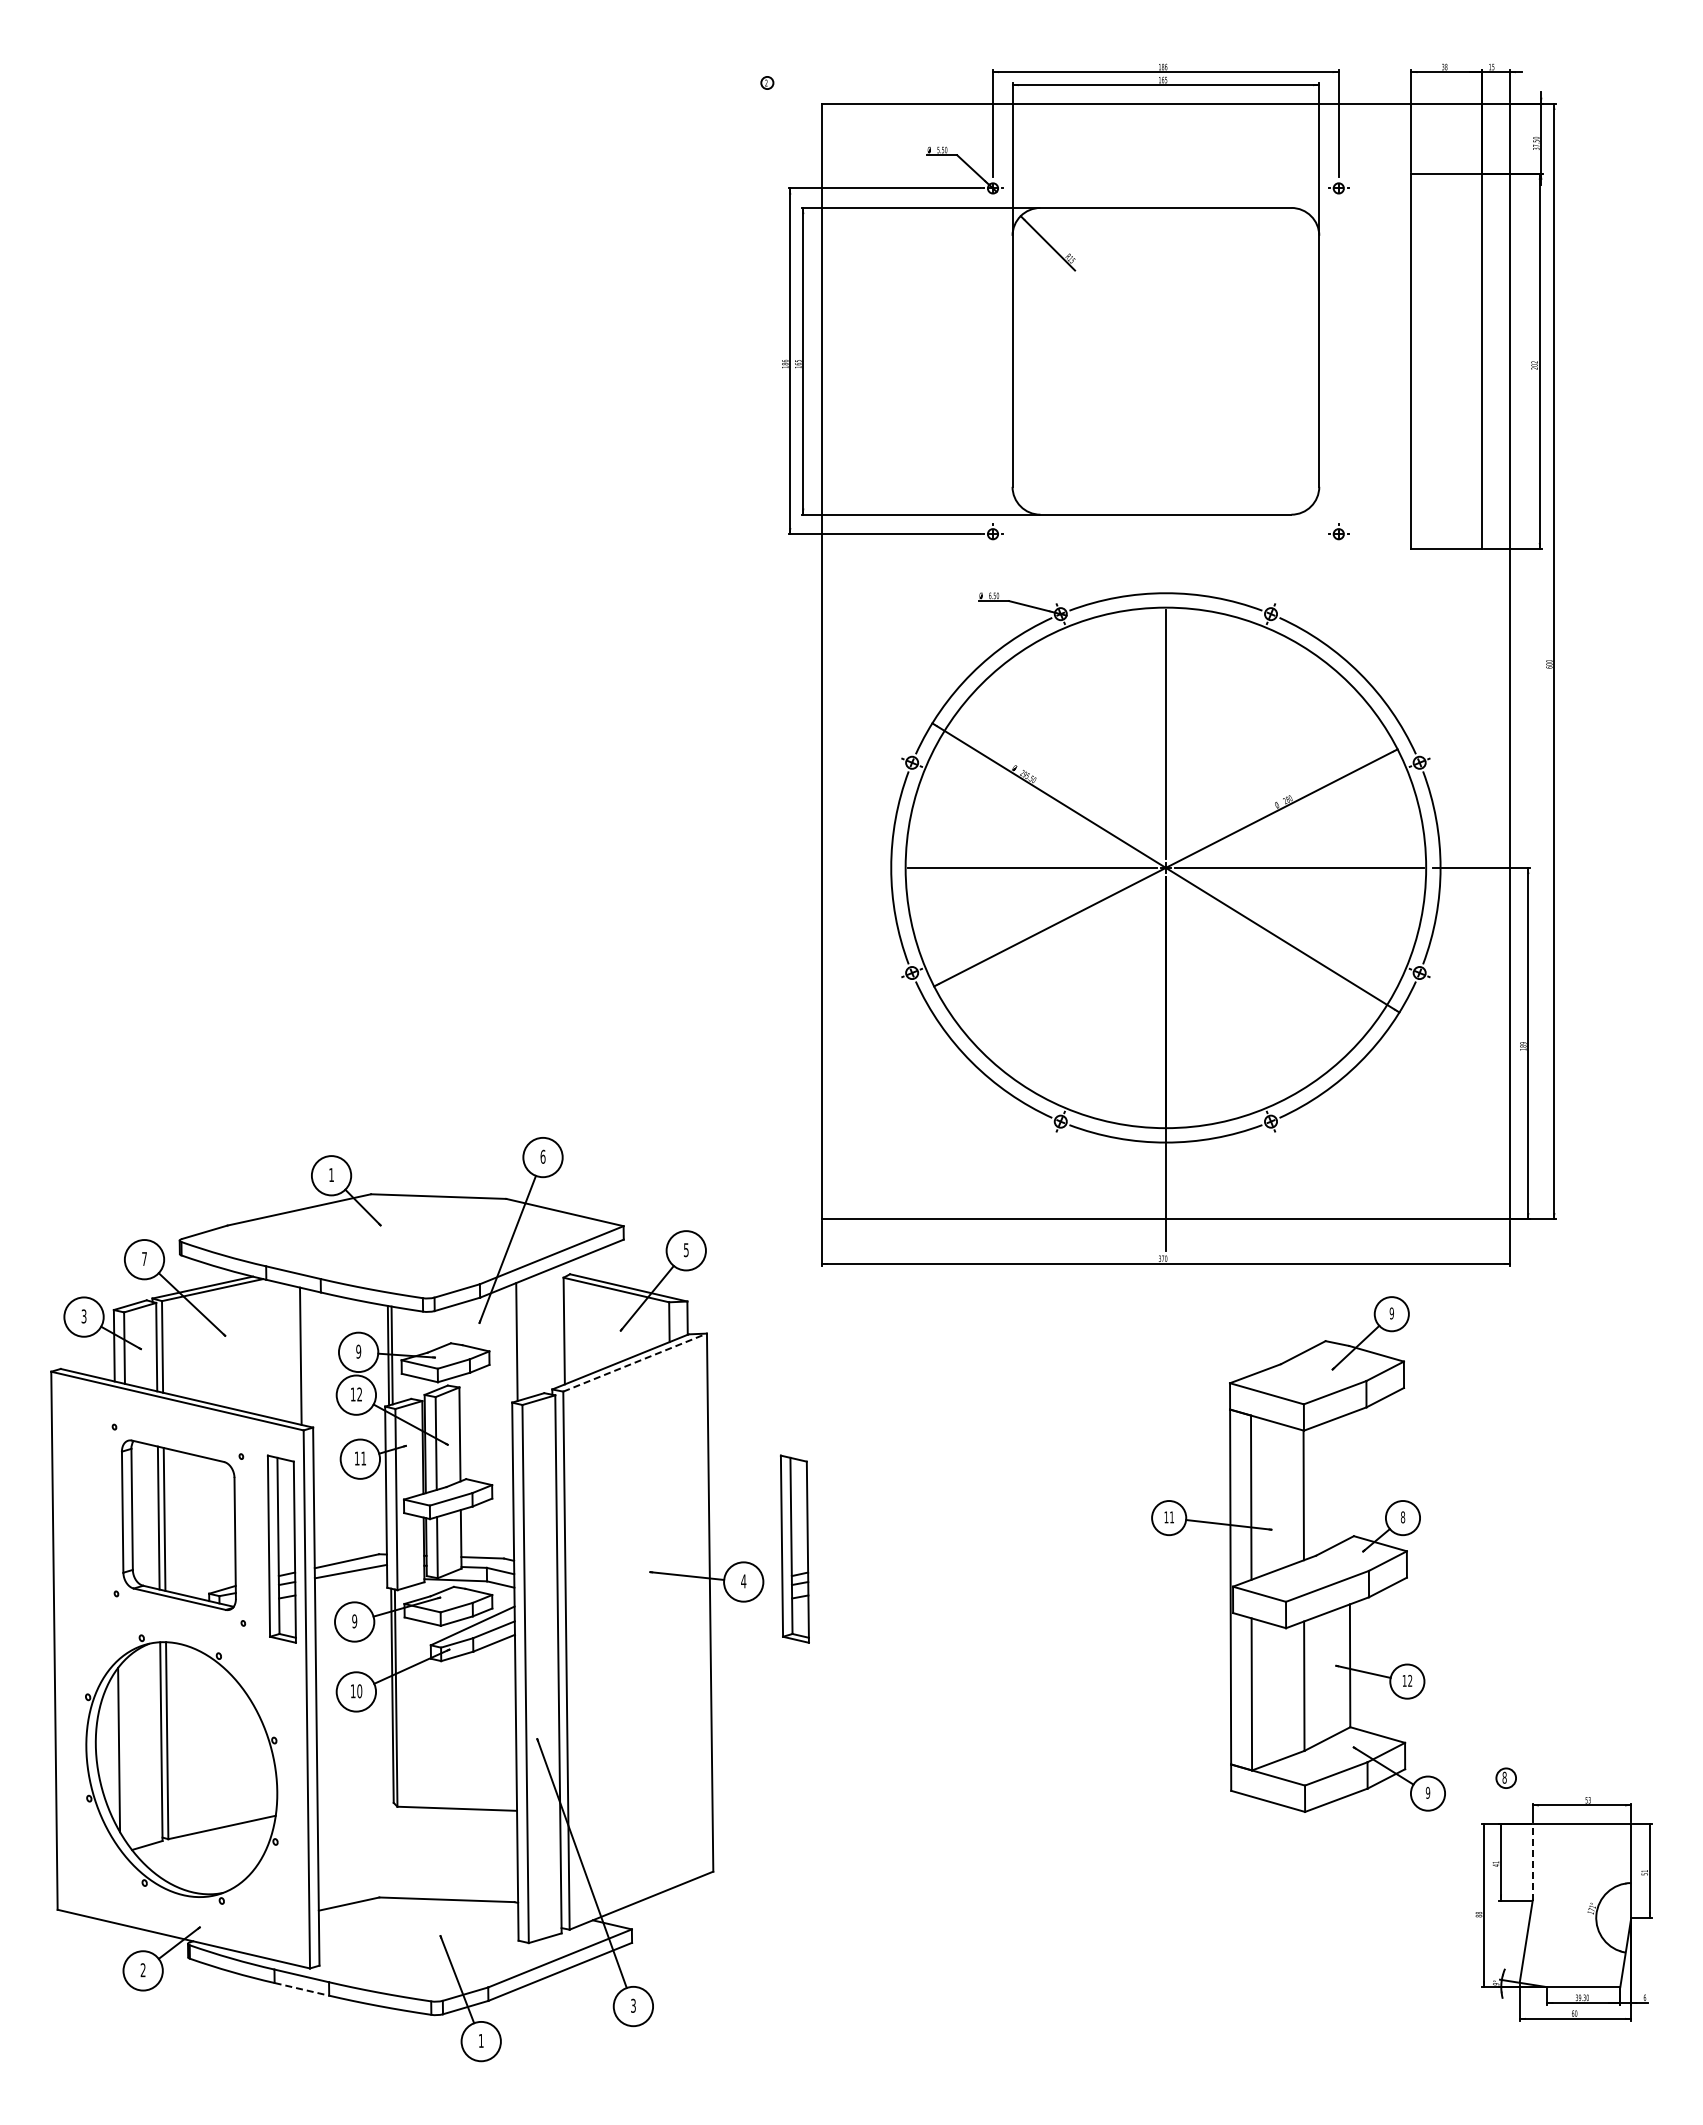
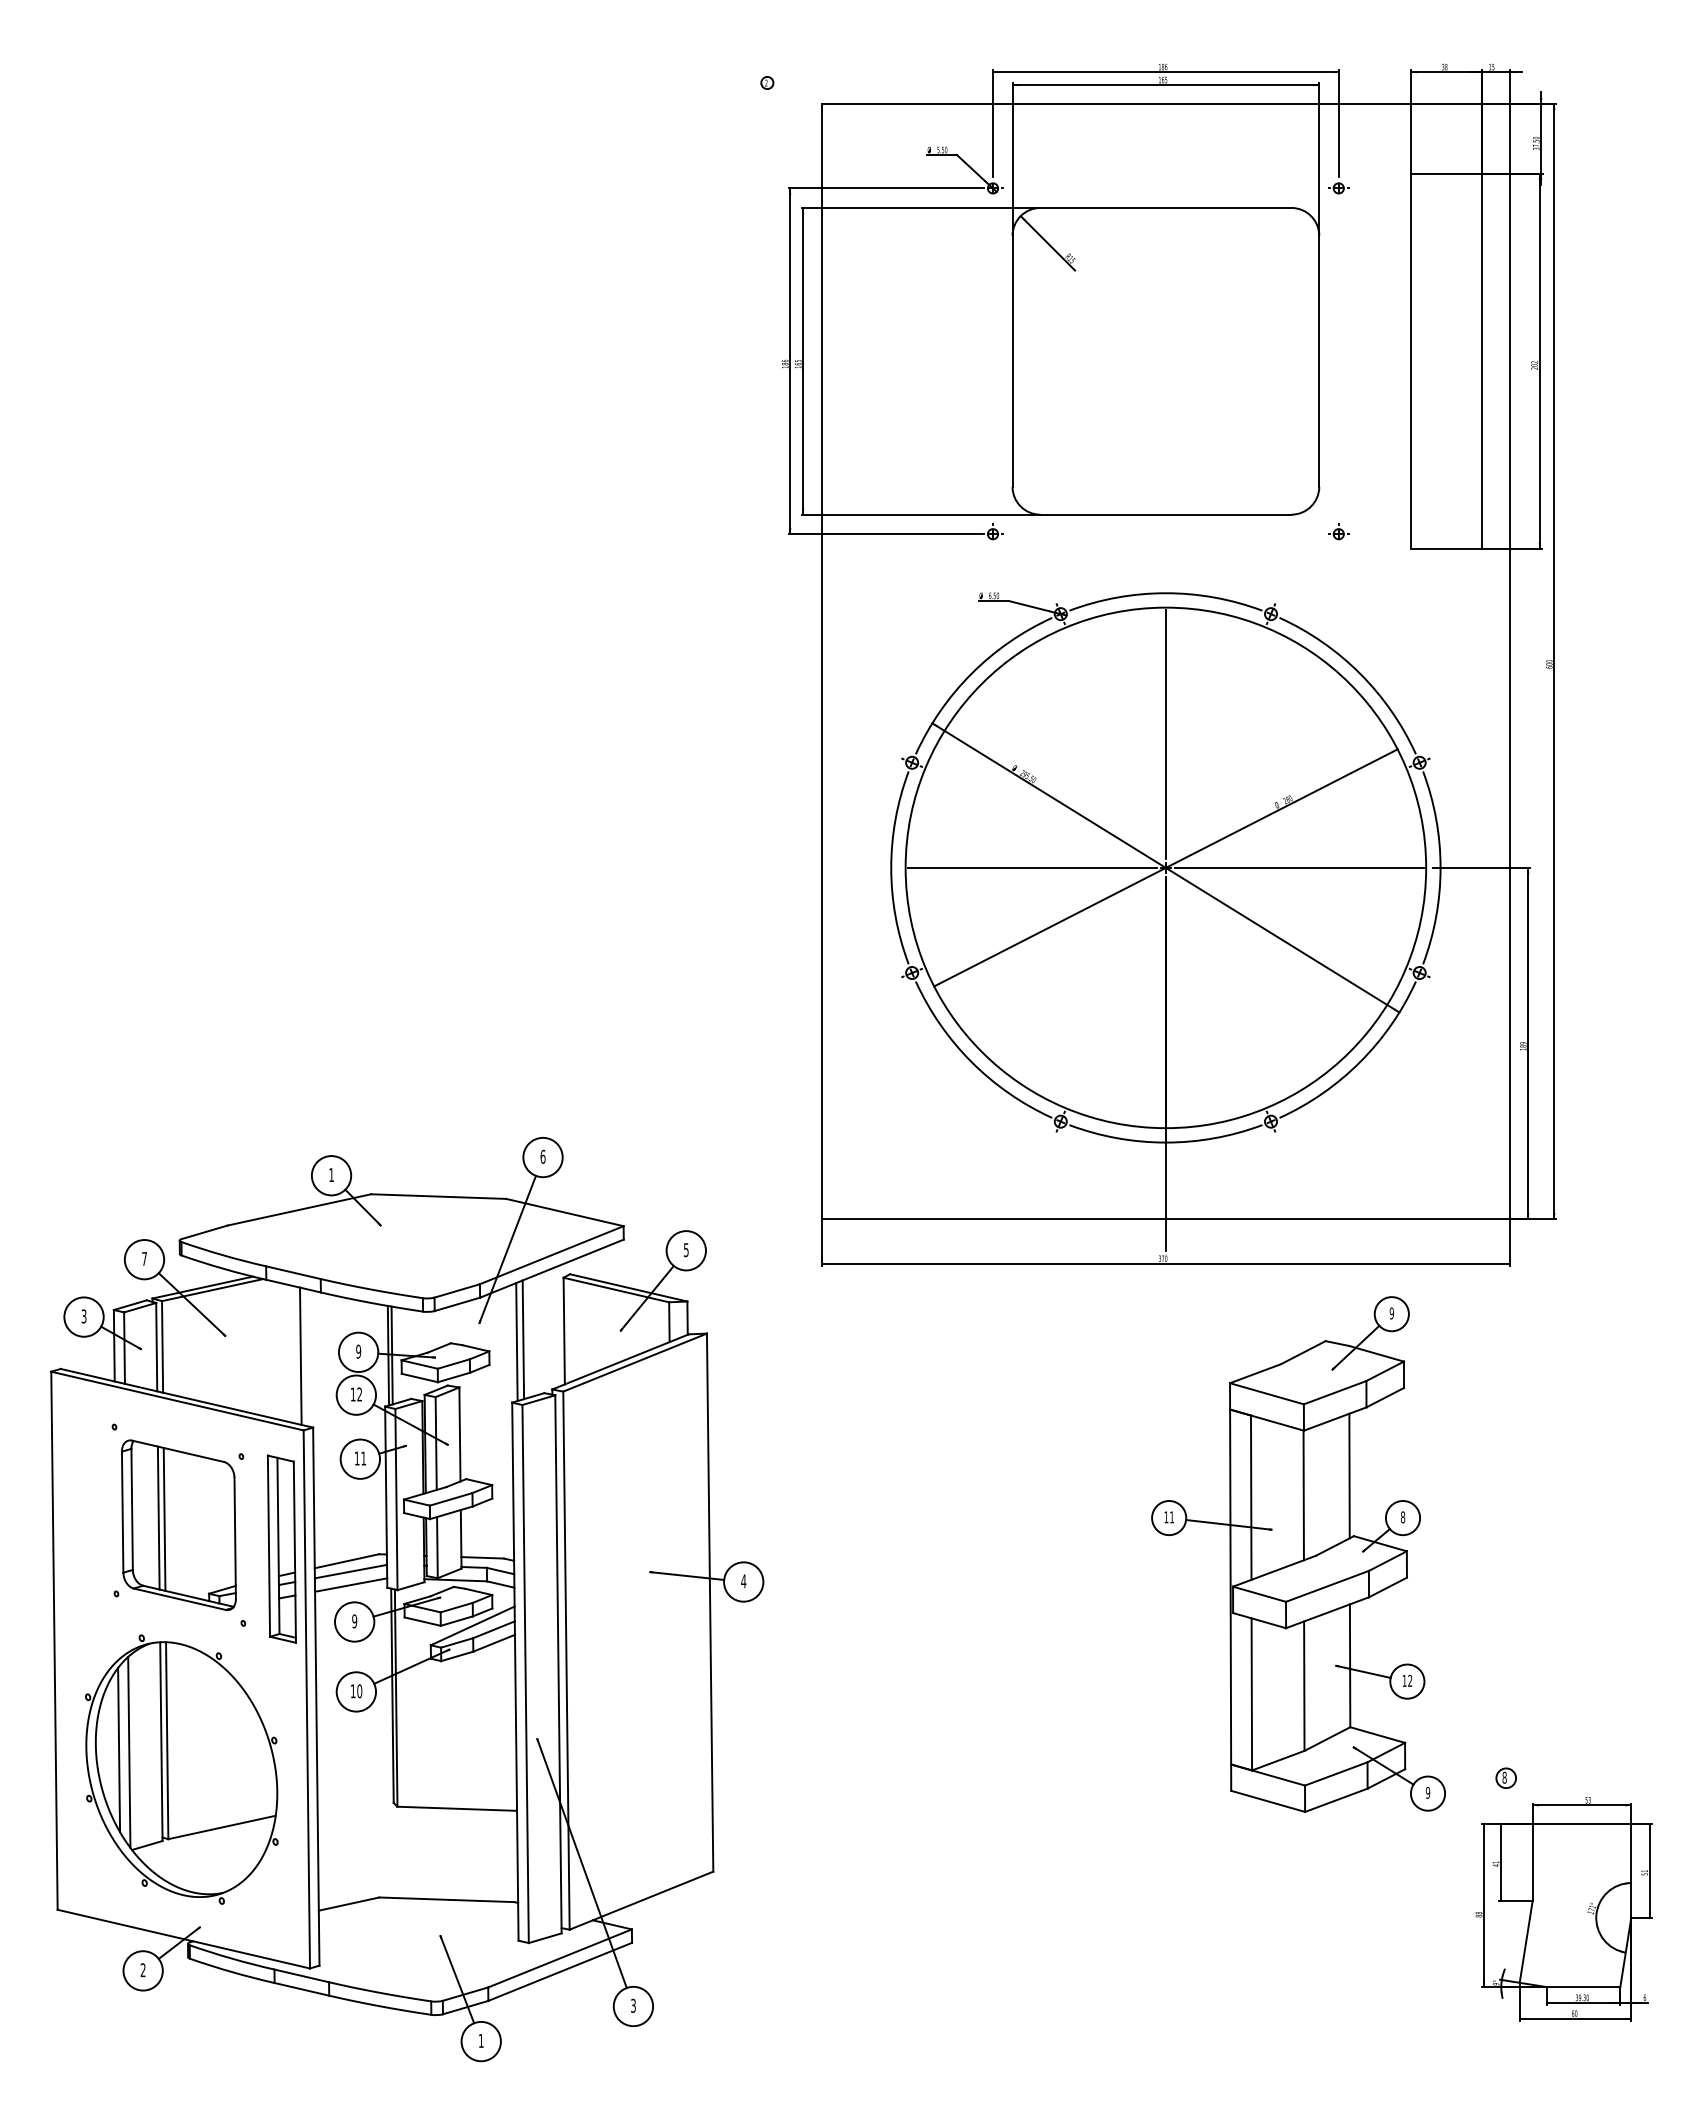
line: none -> present (523, 1339)
line: dashed -> solid (635, 1362)
line: none -> present (1349, 1475)
part: present -> none (794, 1548)
line: none -> present (351, 1584)
line: none -> present (129, 1751)
line: dashed -> solid (1532, 1862)
line: dashed -> solid (302, 1989)
